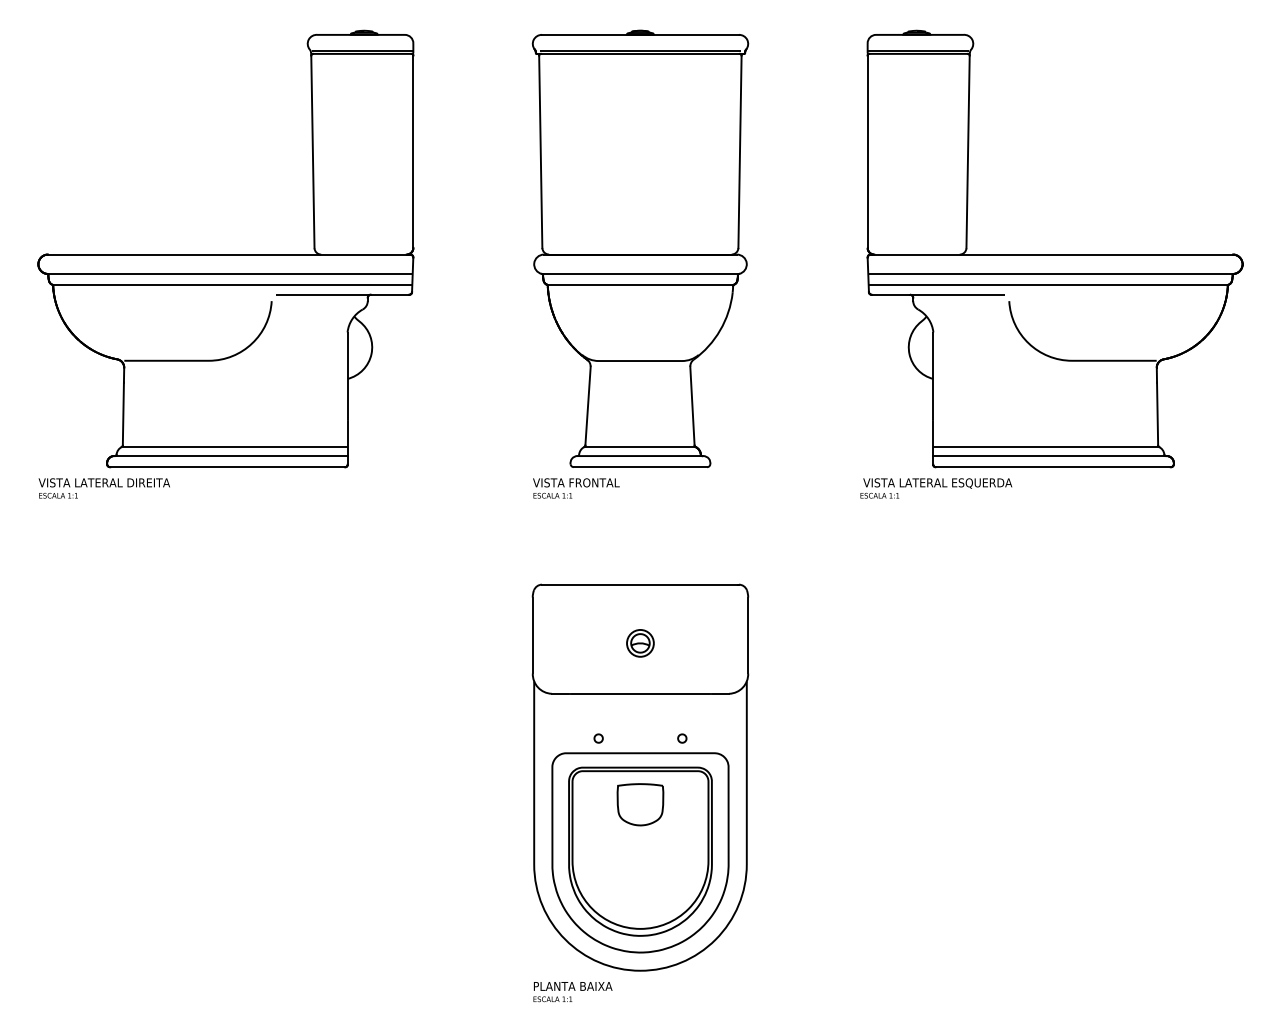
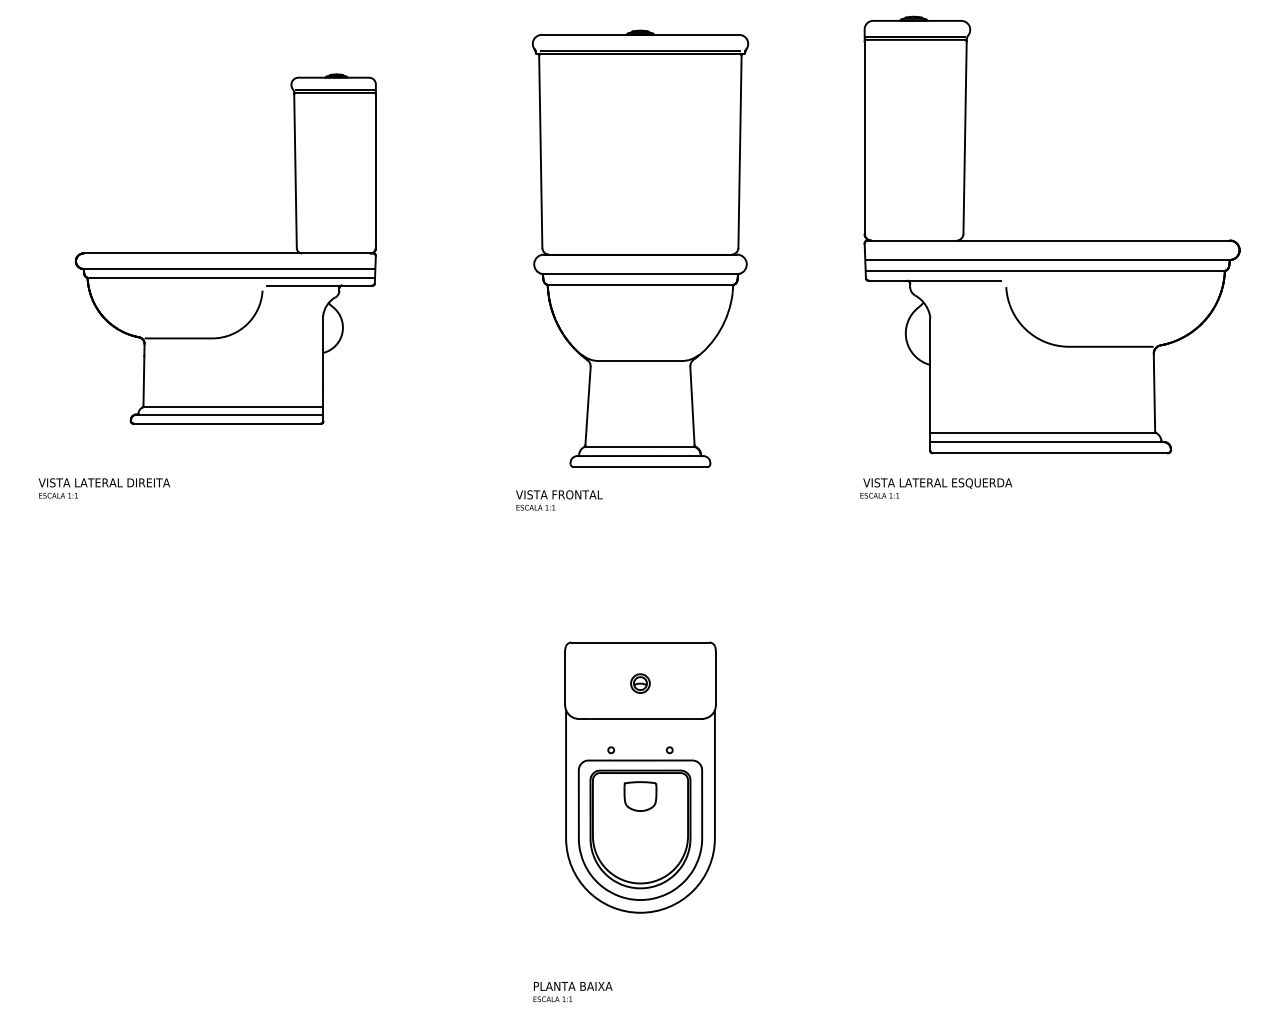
part size: 378x440 px -> 303x352 px (225, 248)
part position: (1054, 248) -> (1051, 234) (1051, 234)
text position: (576, 488) -> (559, 500) (559, 500)
part size: 219x389 px -> 153x273 px (640, 777)
